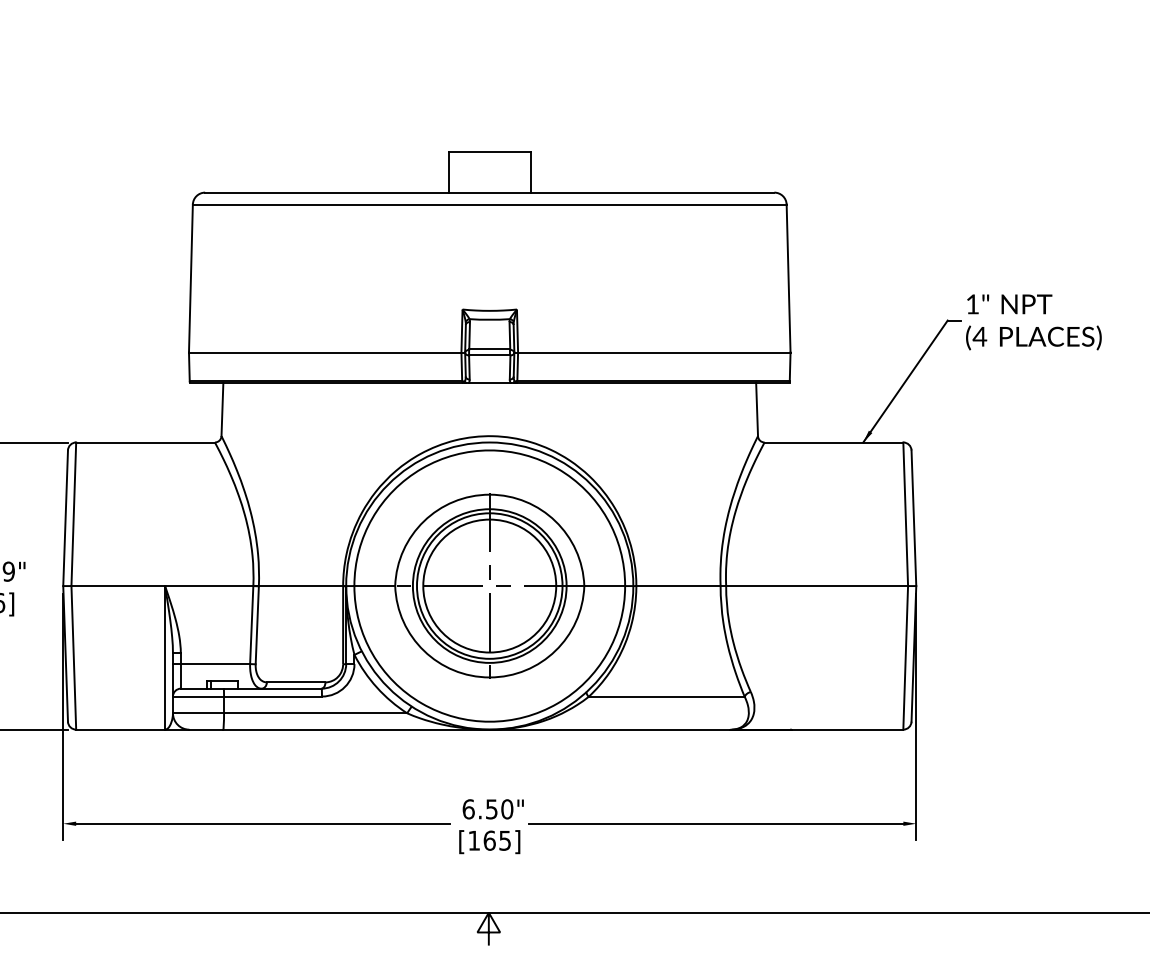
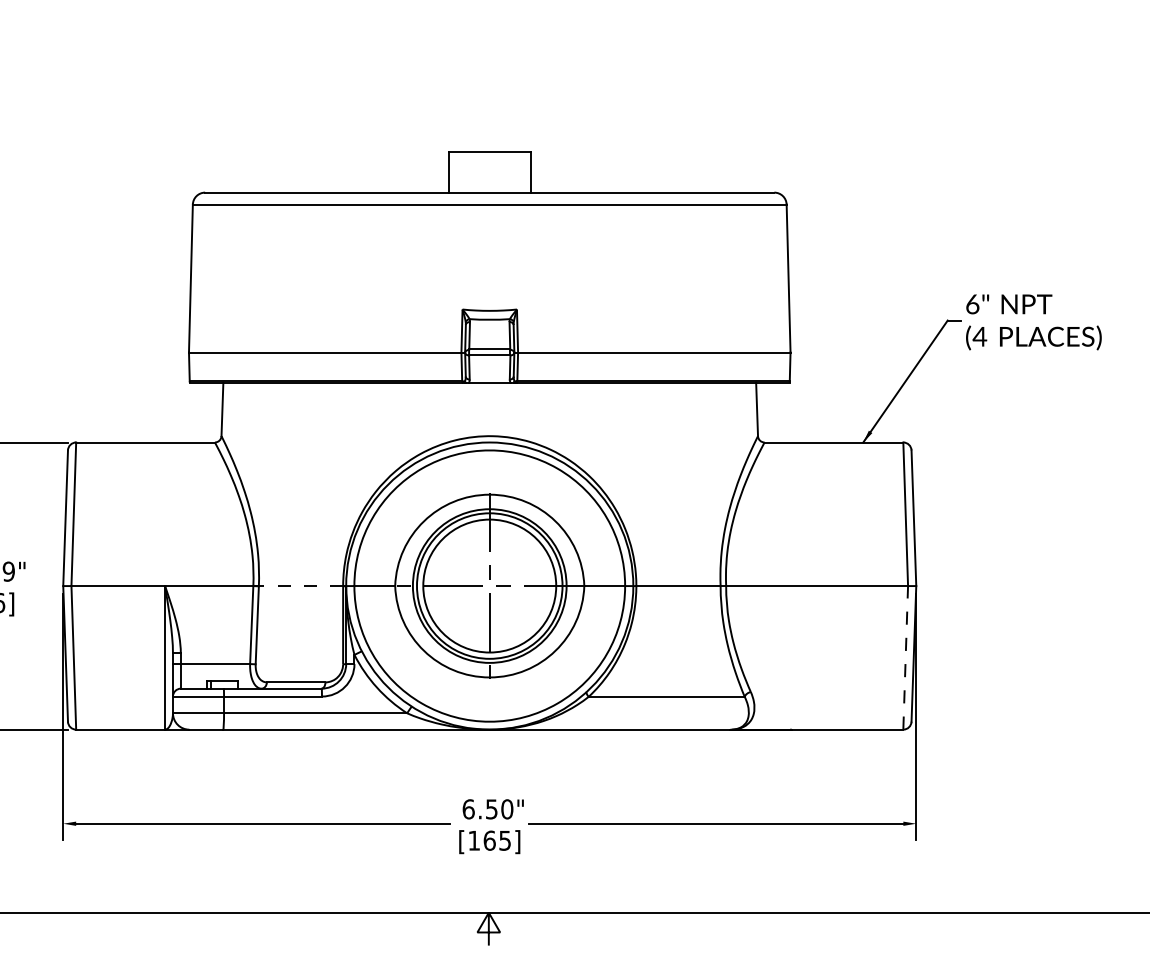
text: 1" -> 6" (972, 304)
line: solid -> dashed (300, 586)
line: solid -> dashed (905, 657)
